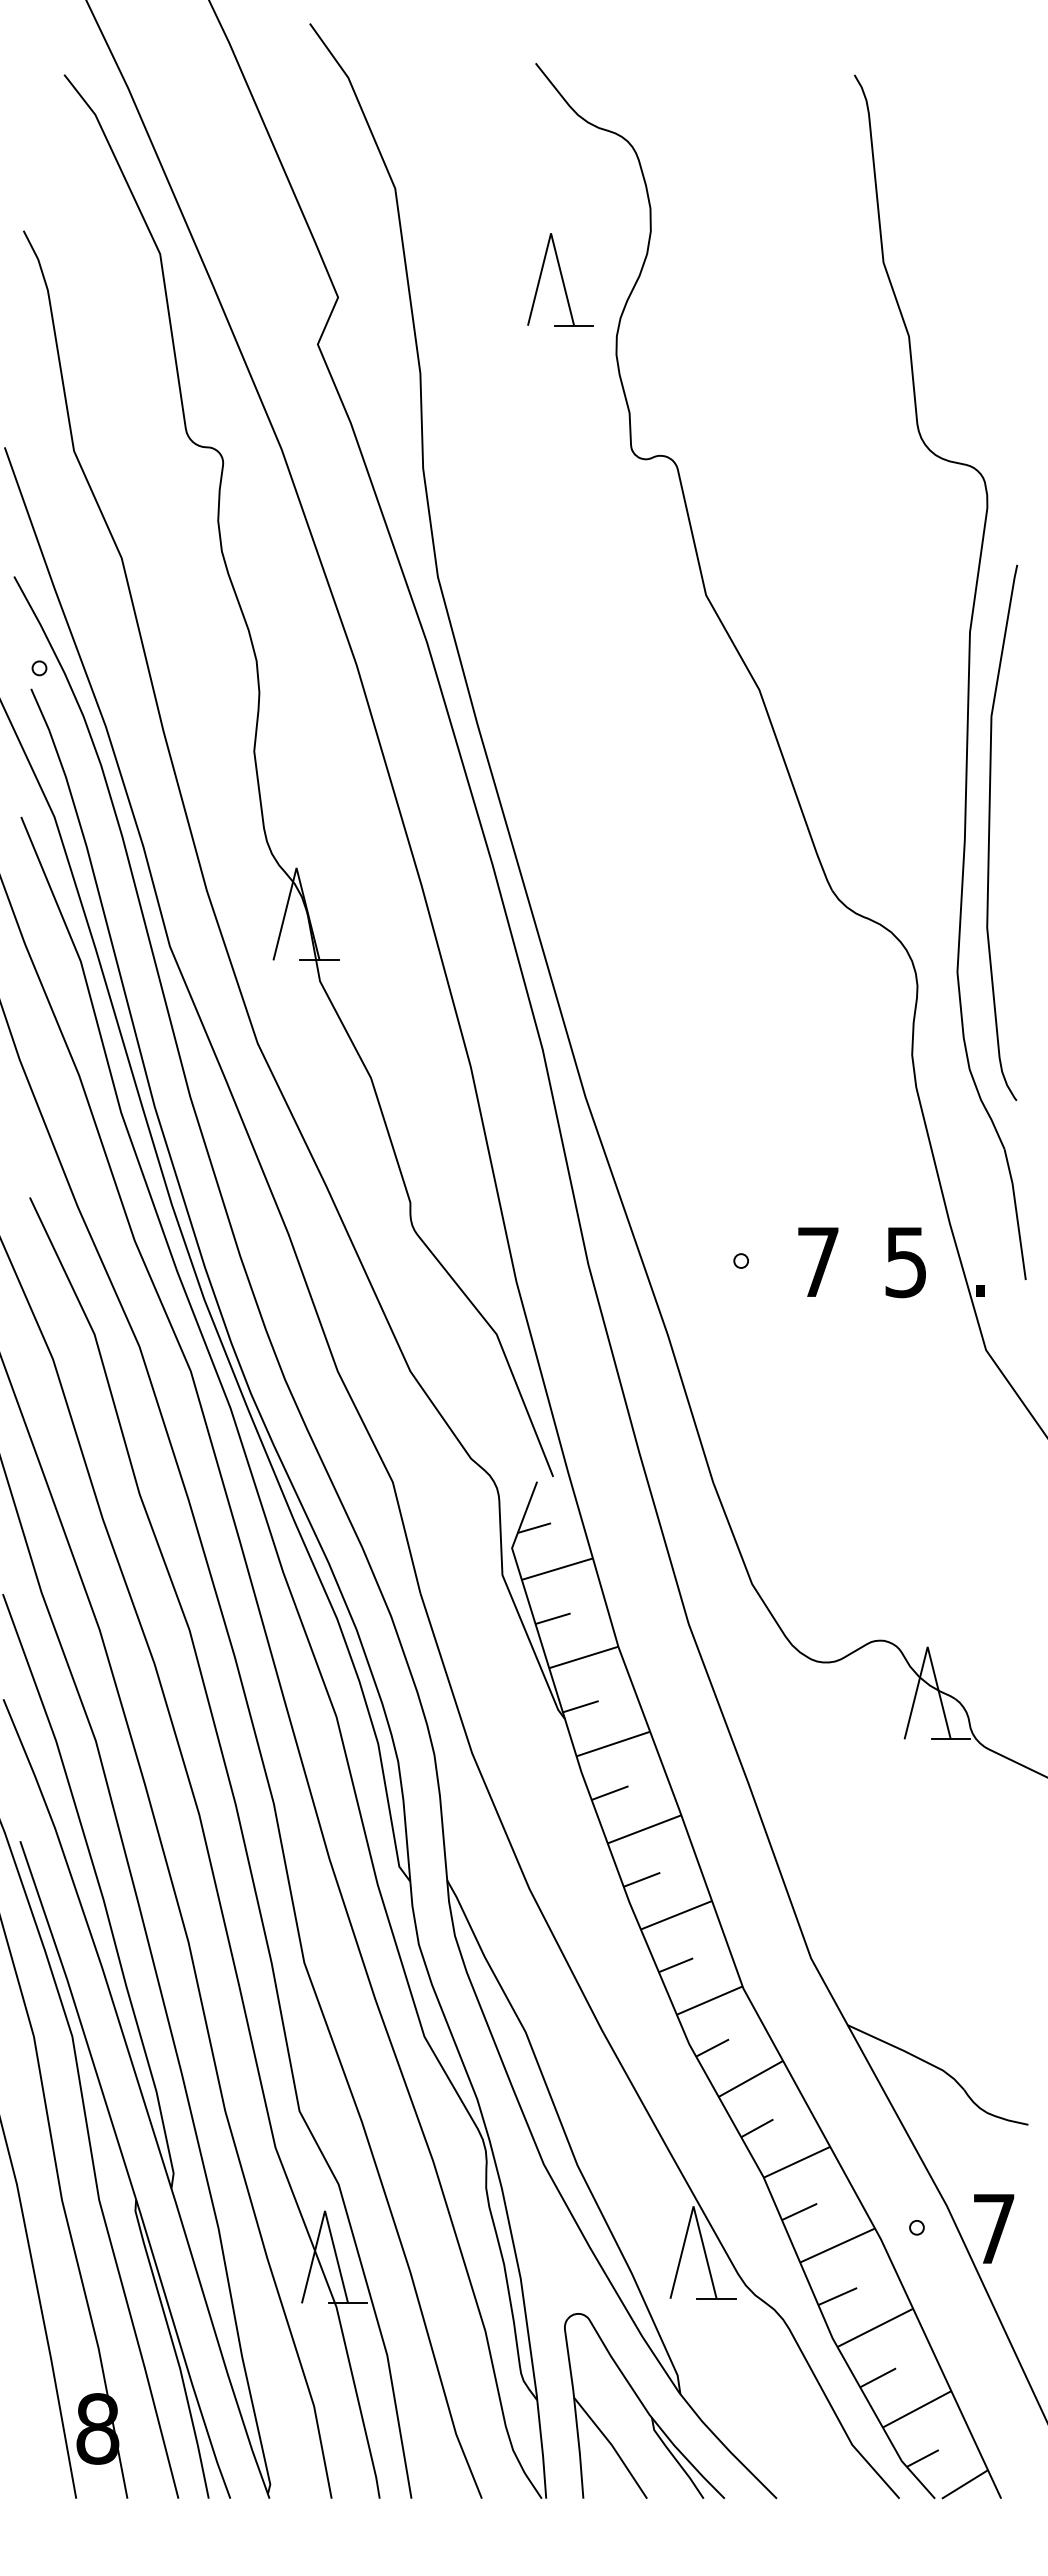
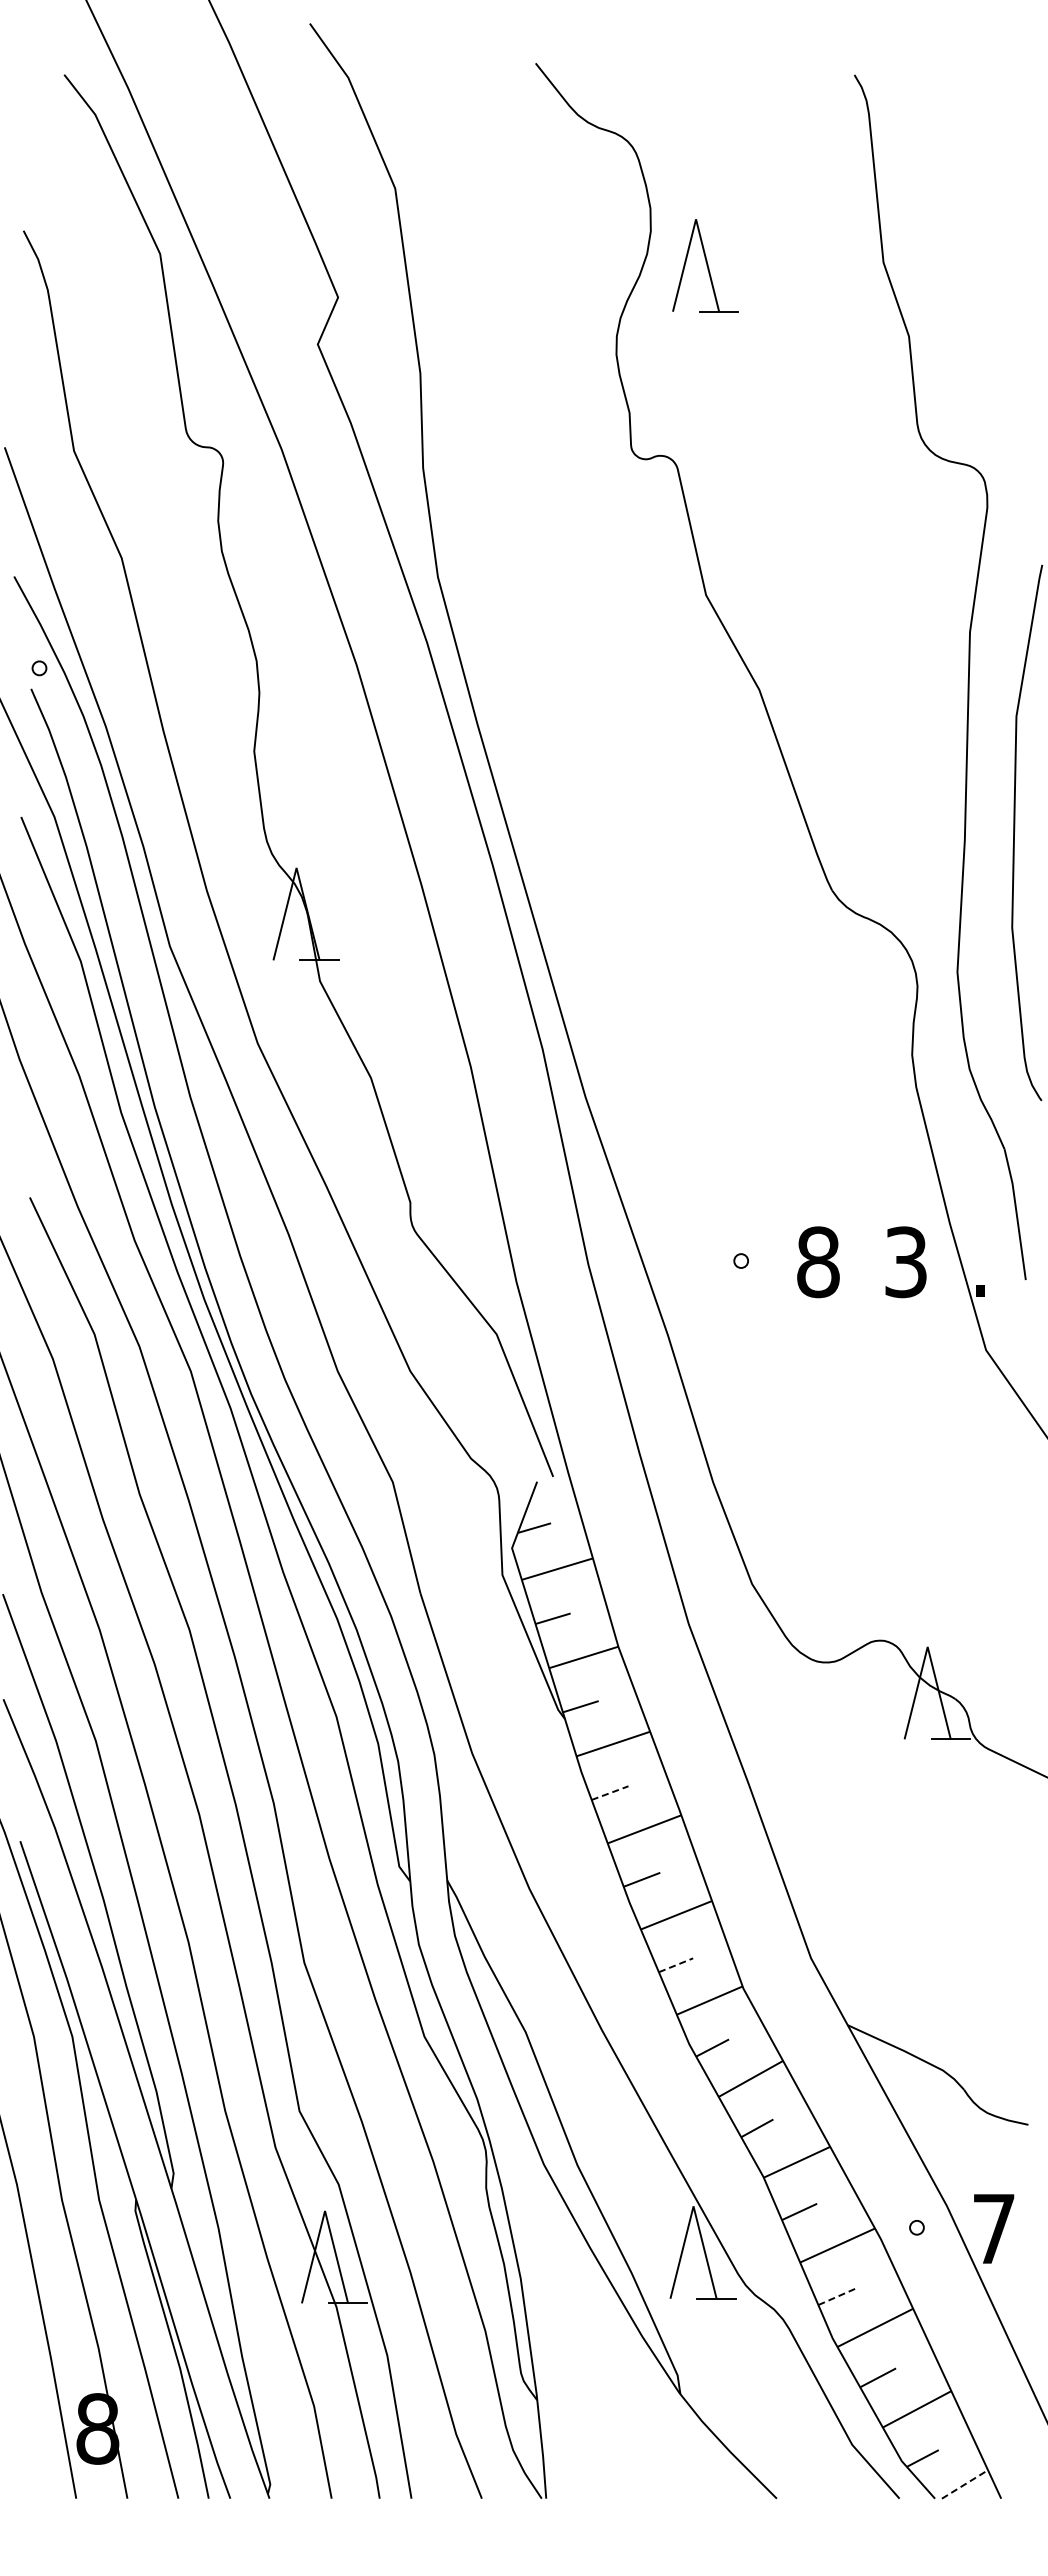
part position: (560, 279) -> (705, 265) (705, 265)
curve position: (990, 830) -> (1015, 830) (1015, 830)
text: 5 -> 3 (905, 1261)
text: 7 -> 8 (818, 1262)
line: solid -> dashed (610, 1793)
line: solid -> dashed (676, 1965)
line: solid -> dashed (838, 2296)
part: present -> none (644, 2405)
line: solid -> dashed (965, 2484)
